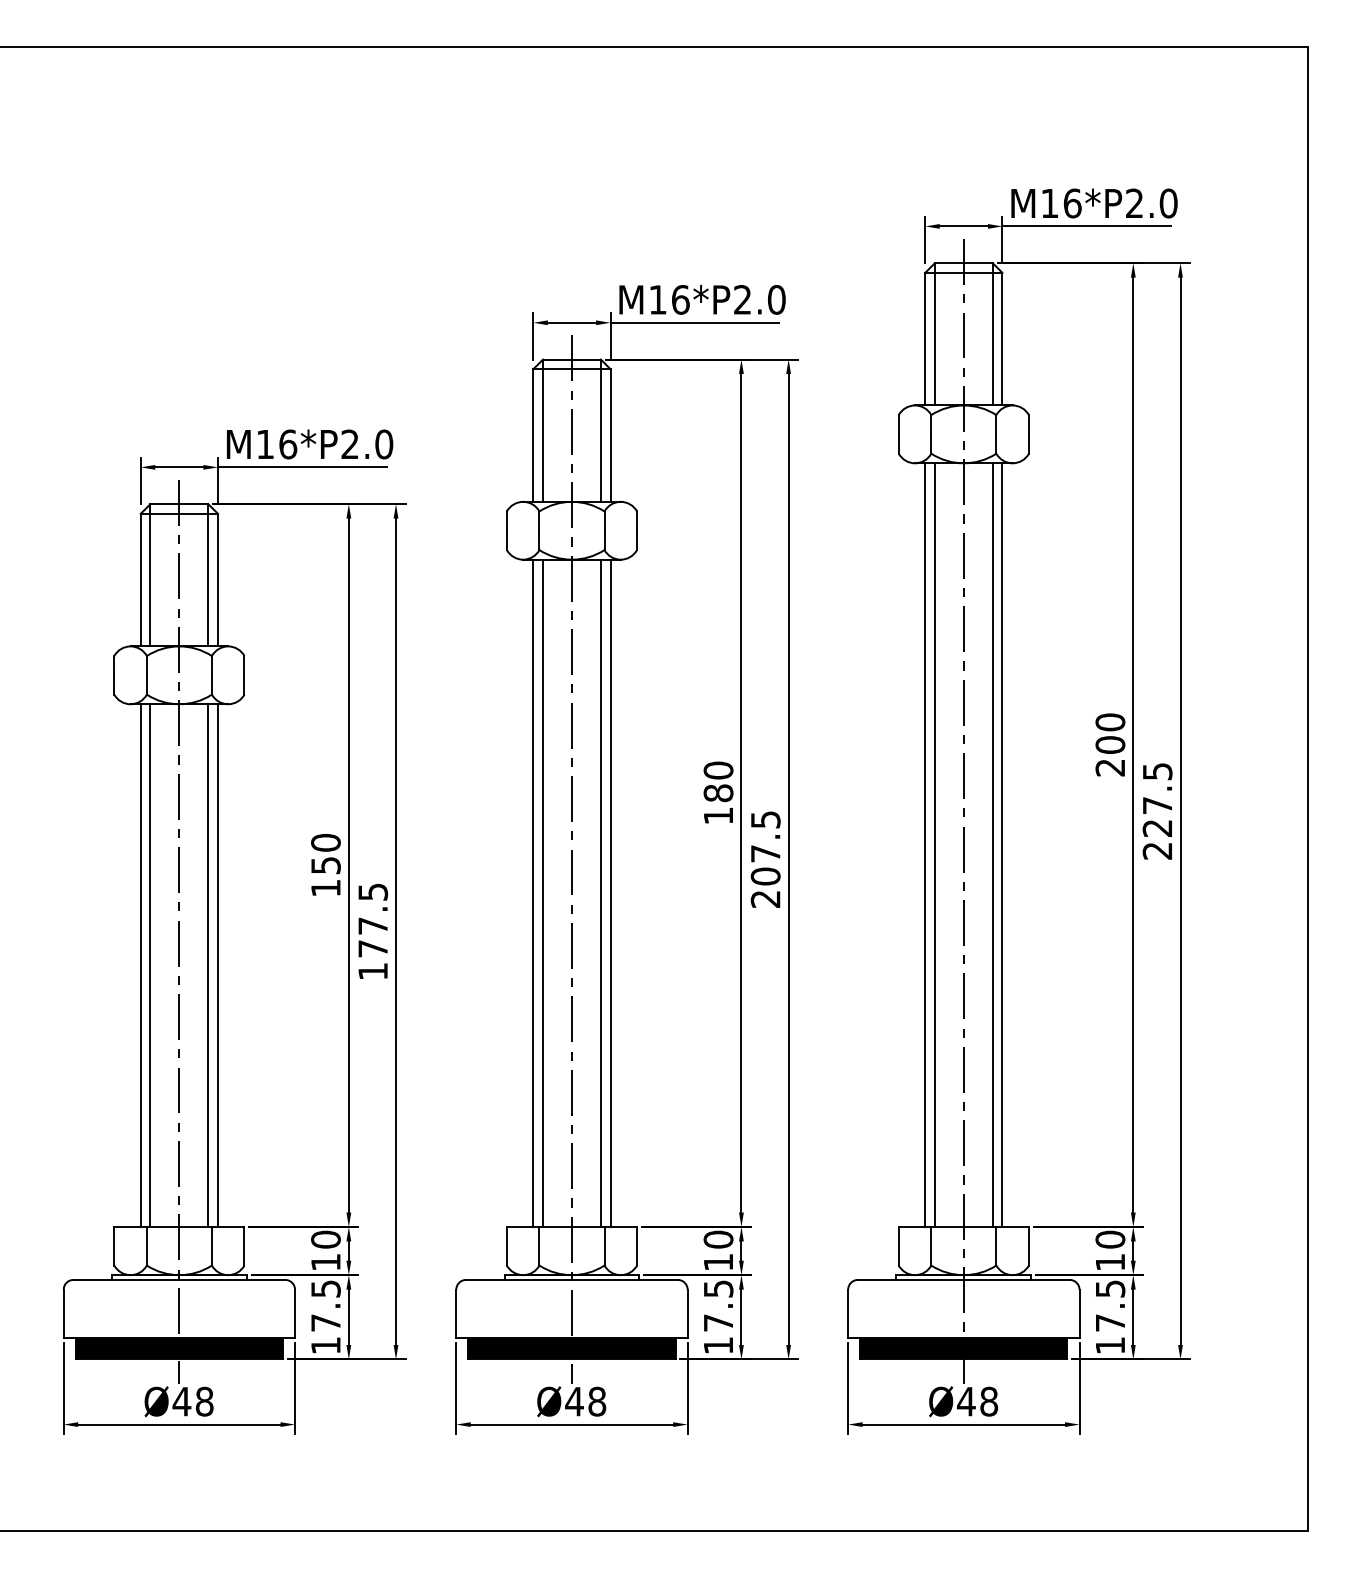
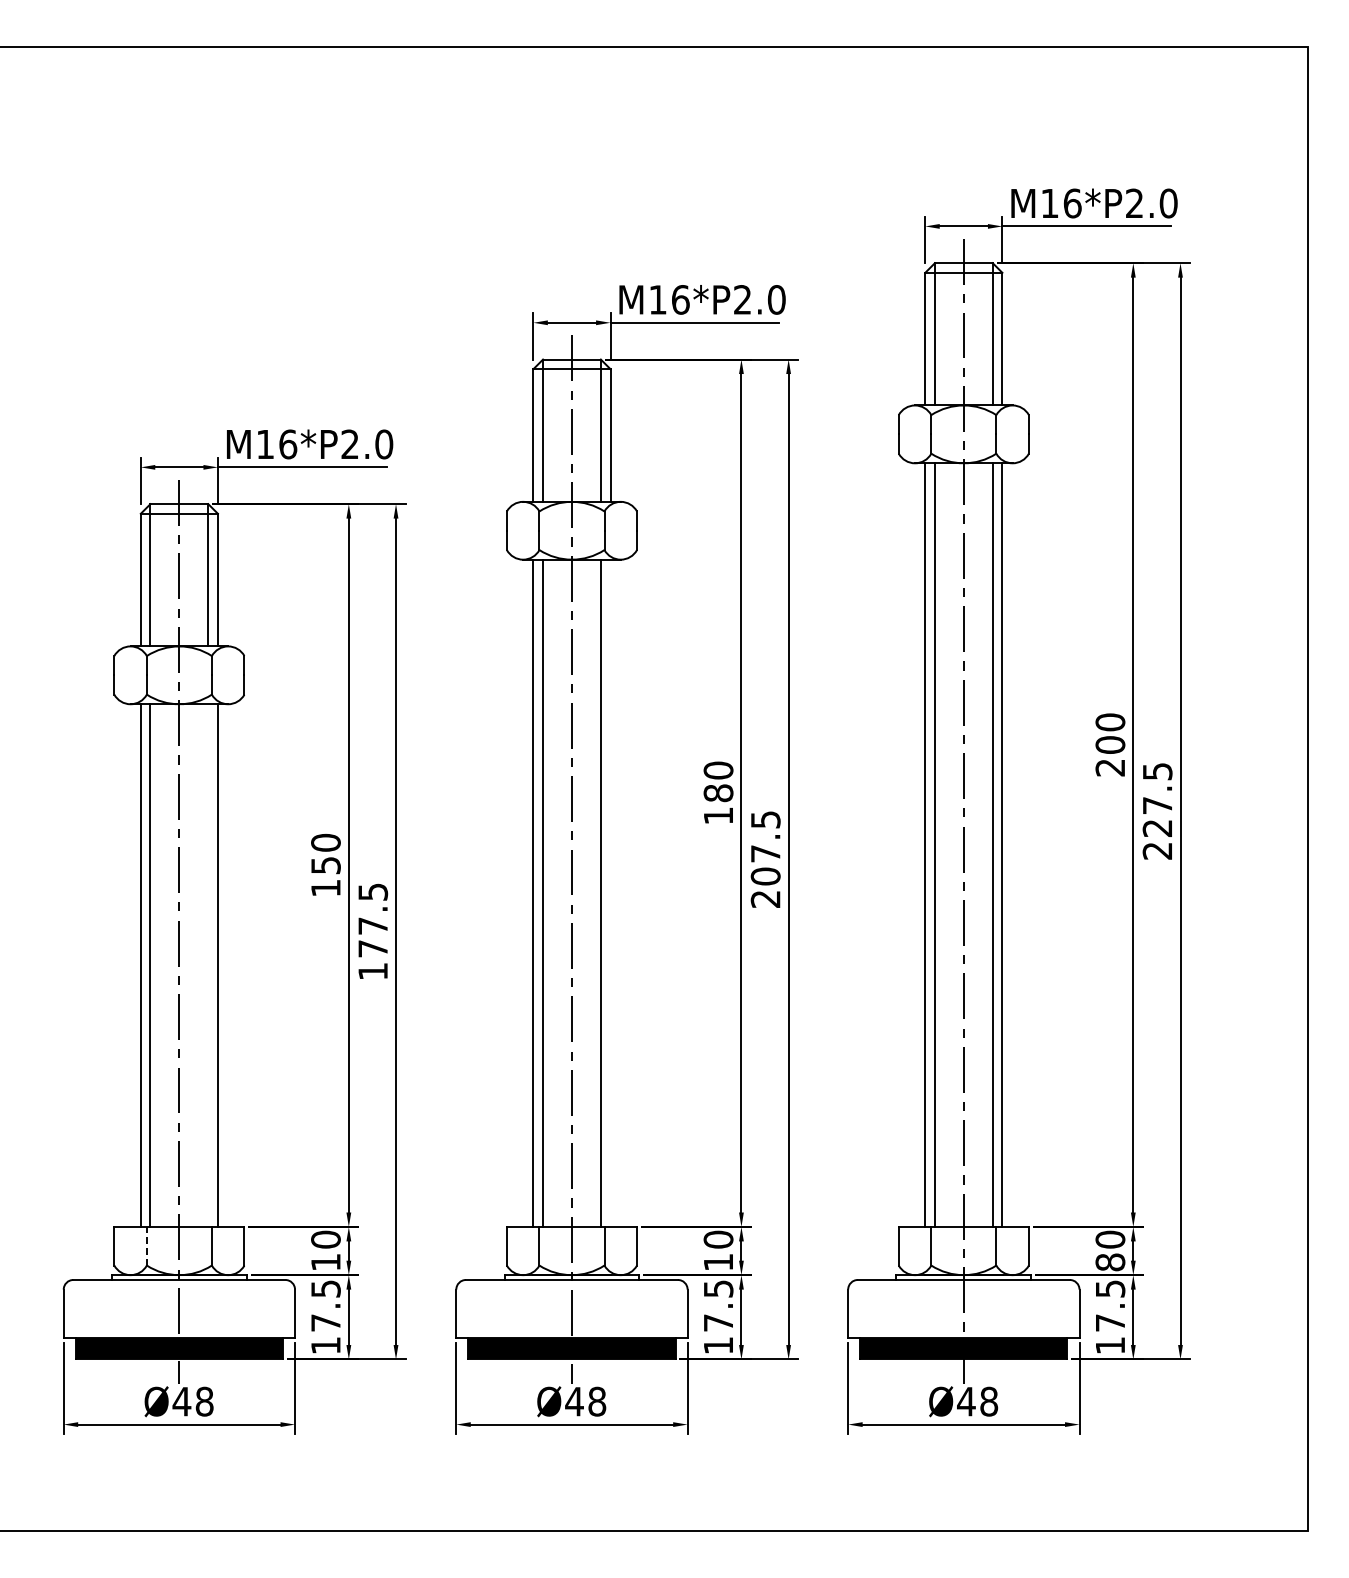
line: present -> none (610, 892)
line: present -> none (208, 965)
line: solid -> dashed (146, 1245)
text: 10 -> 80 (1110, 1262)
